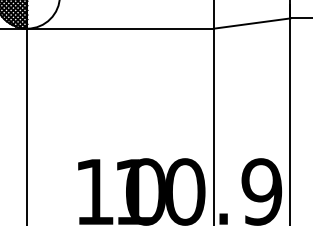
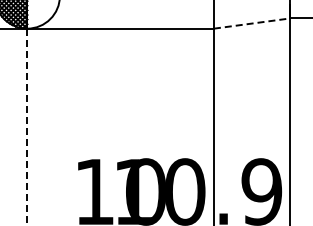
line: solid -> dashed (252, 23)
line: solid -> dashed (27, 127)
